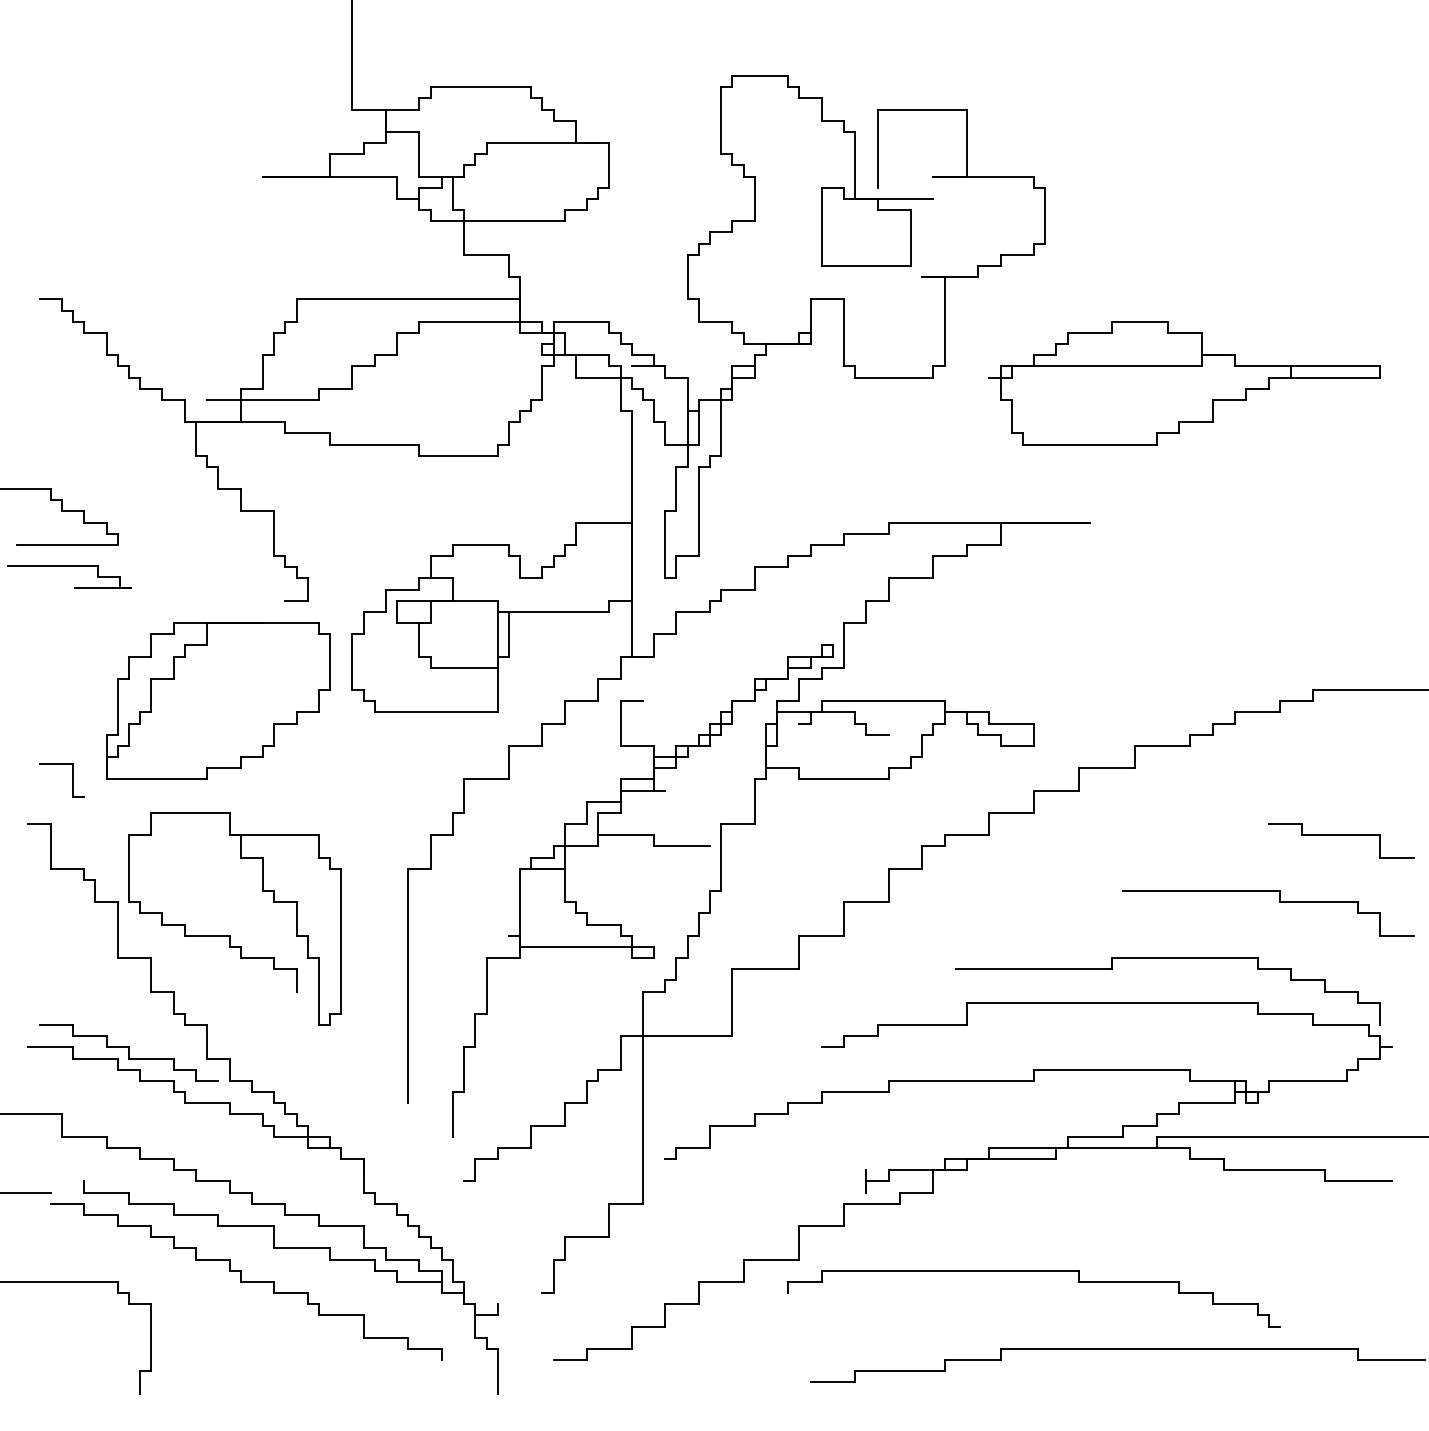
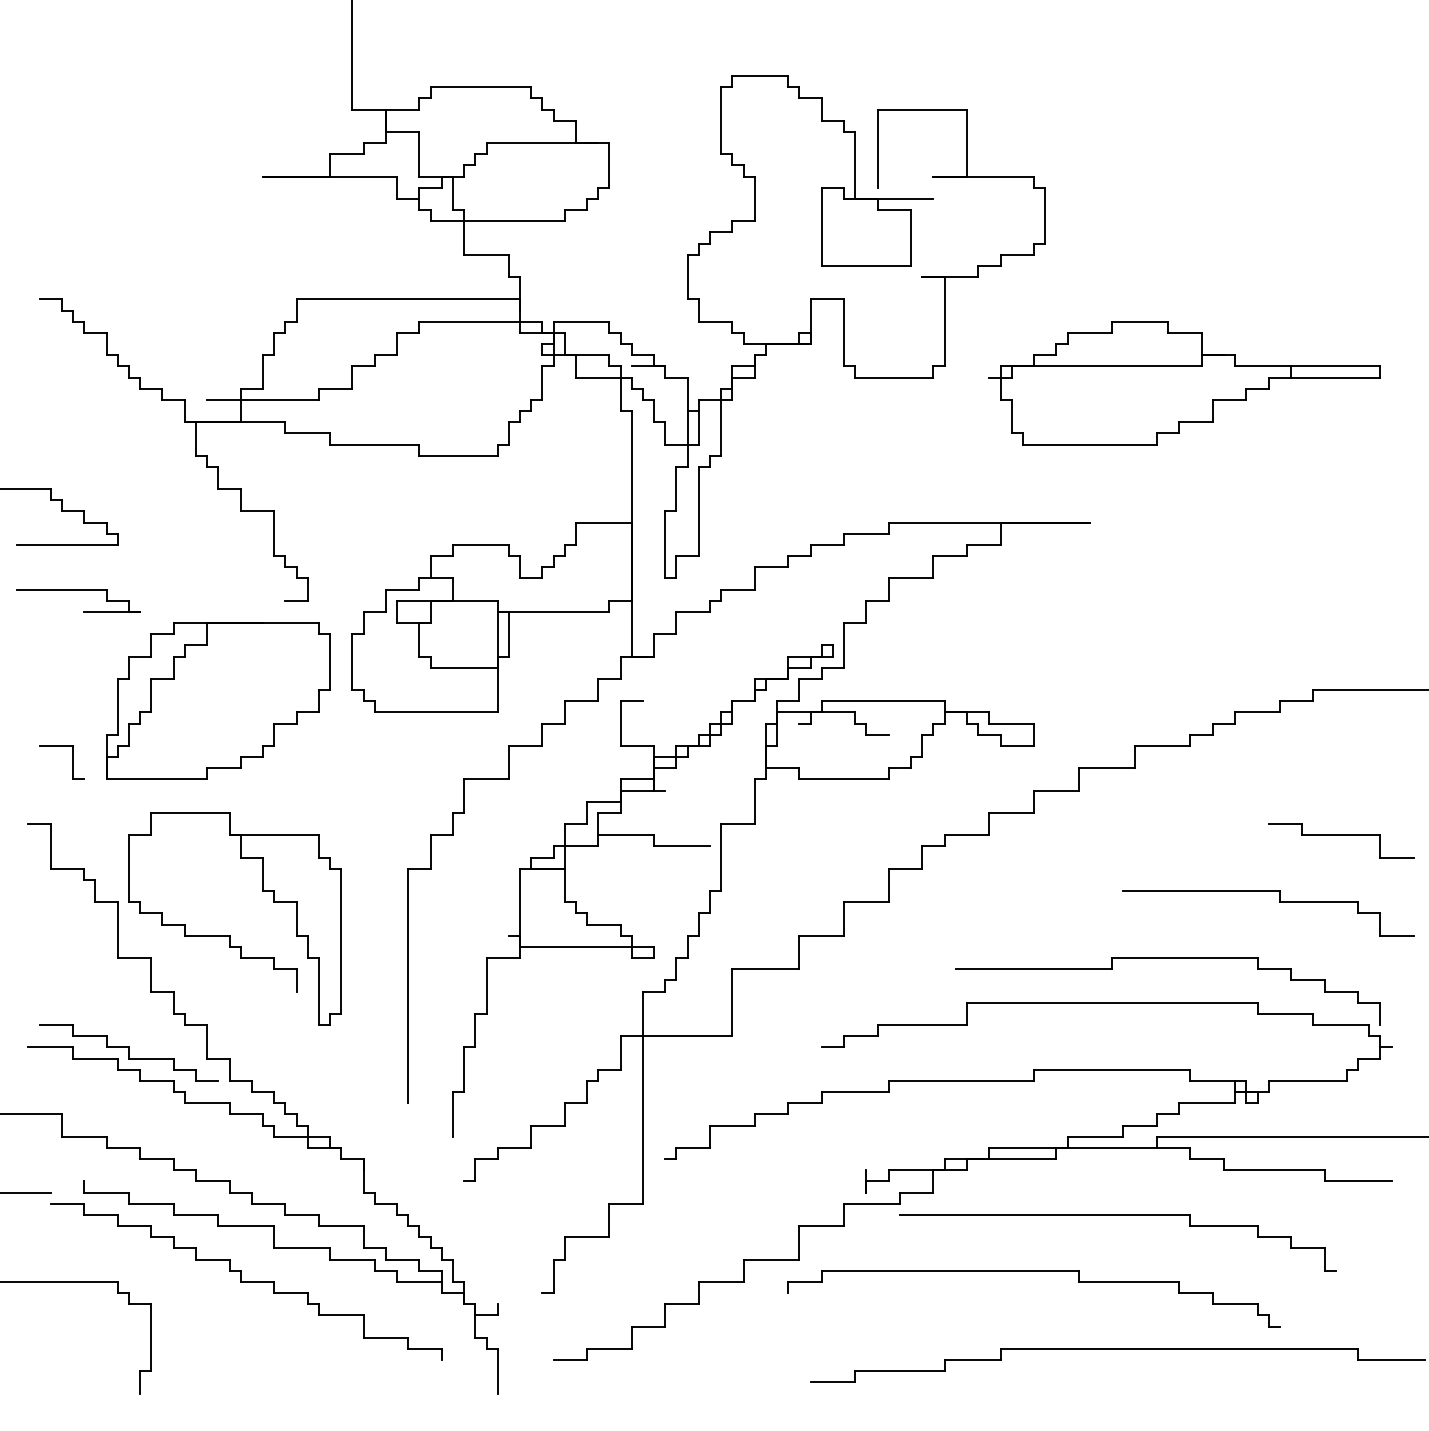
part position: (69, 566) -> (78, 590) (78, 590)
part position: (72, 780) -> (72, 762) (72, 762)
part: none -> present (1117, 1215)
